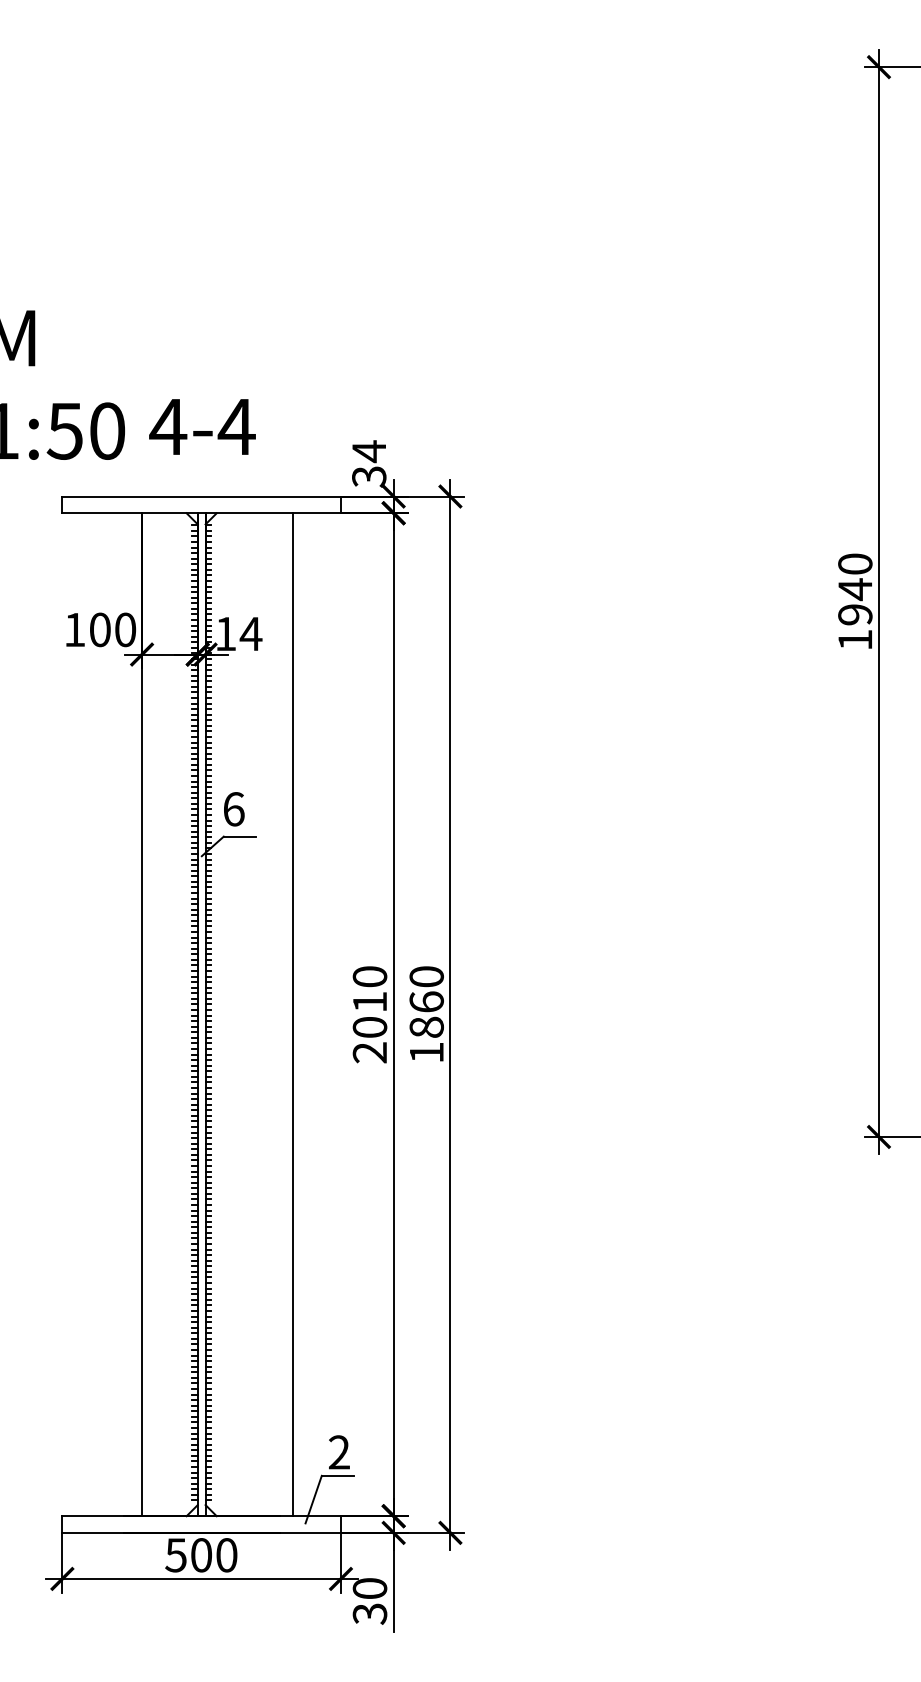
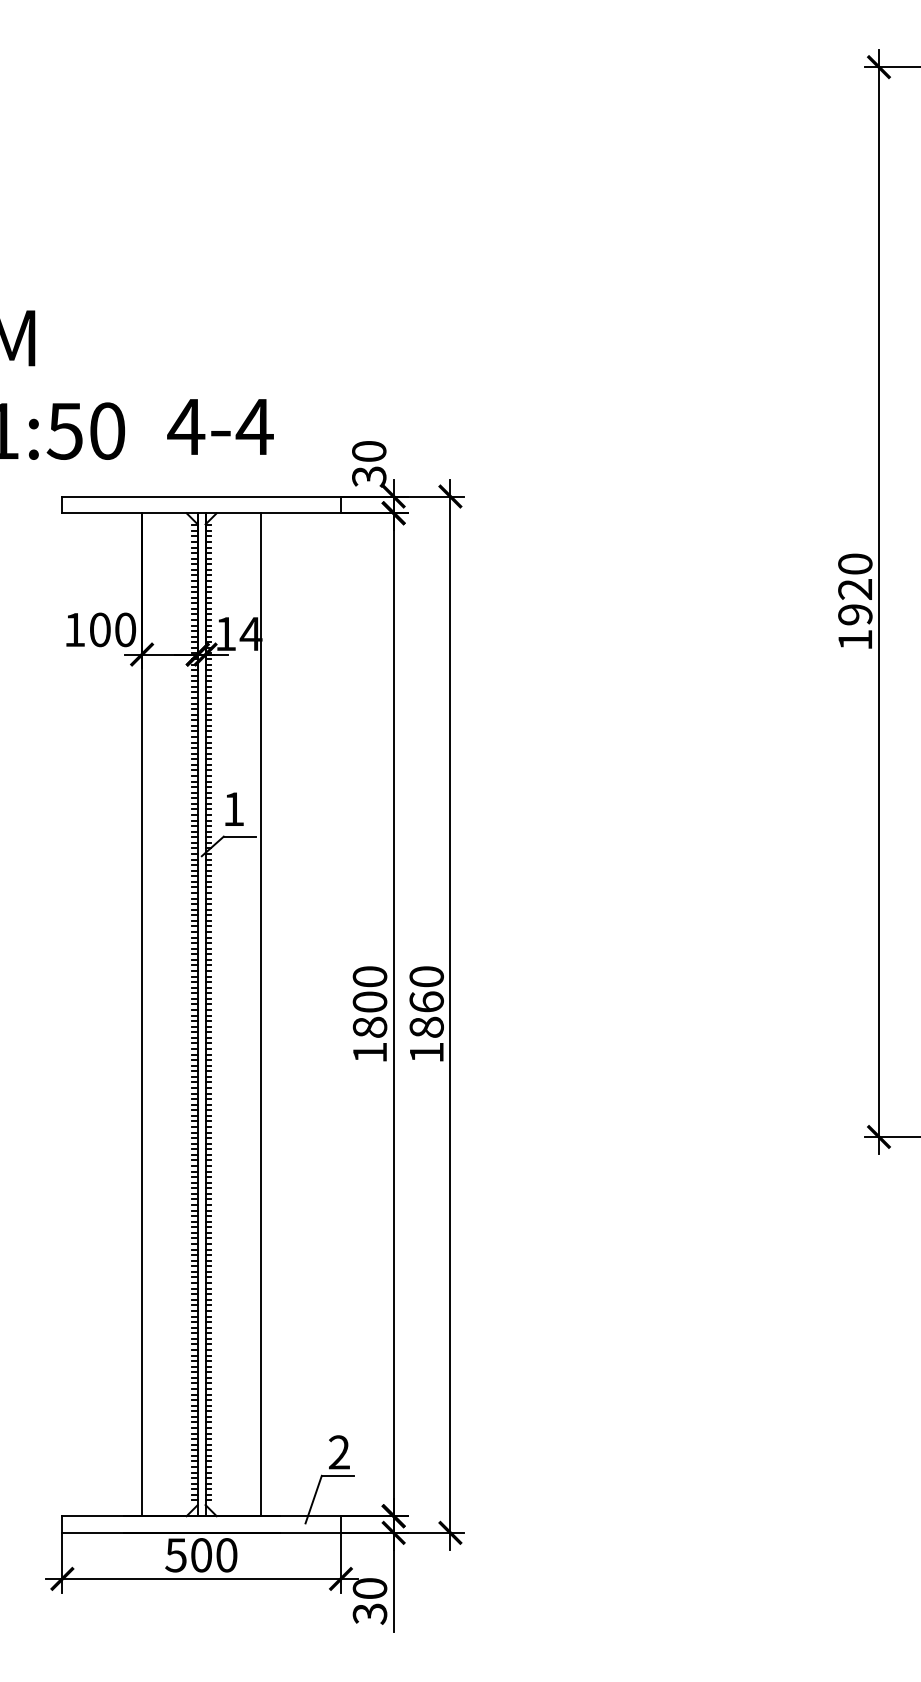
text position: (202, 426) -> (220, 426) (220, 426)
text: 34 -> 30 (369, 451)
text: 1940 -> 1920 (855, 589)
text: 6 -> 1 (234, 809)
line position: (293, 1014) -> (261, 1014) (261, 1014)
text: 2010 -> 1800 (369, 1027)
